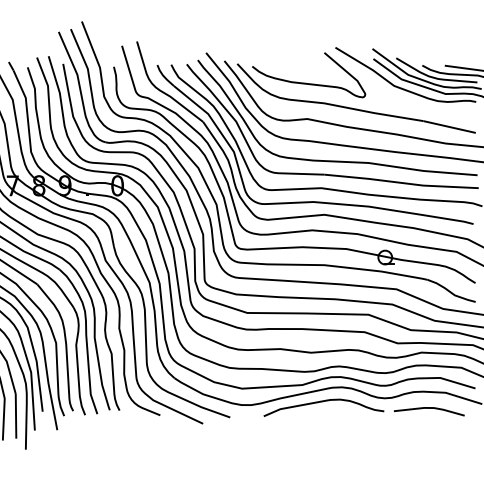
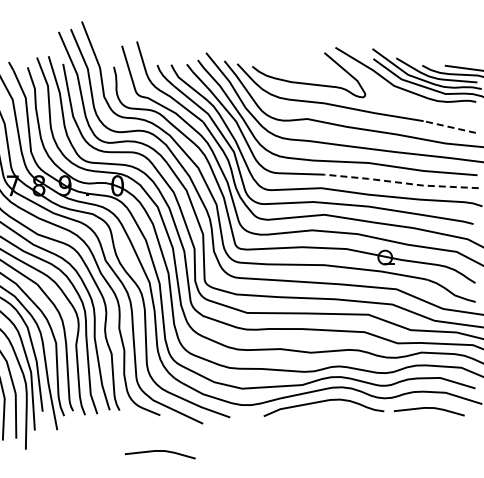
line: solid -> dashed (449, 127)
line: solid -> dashed (400, 182)
curve: none -> present (159, 451)
